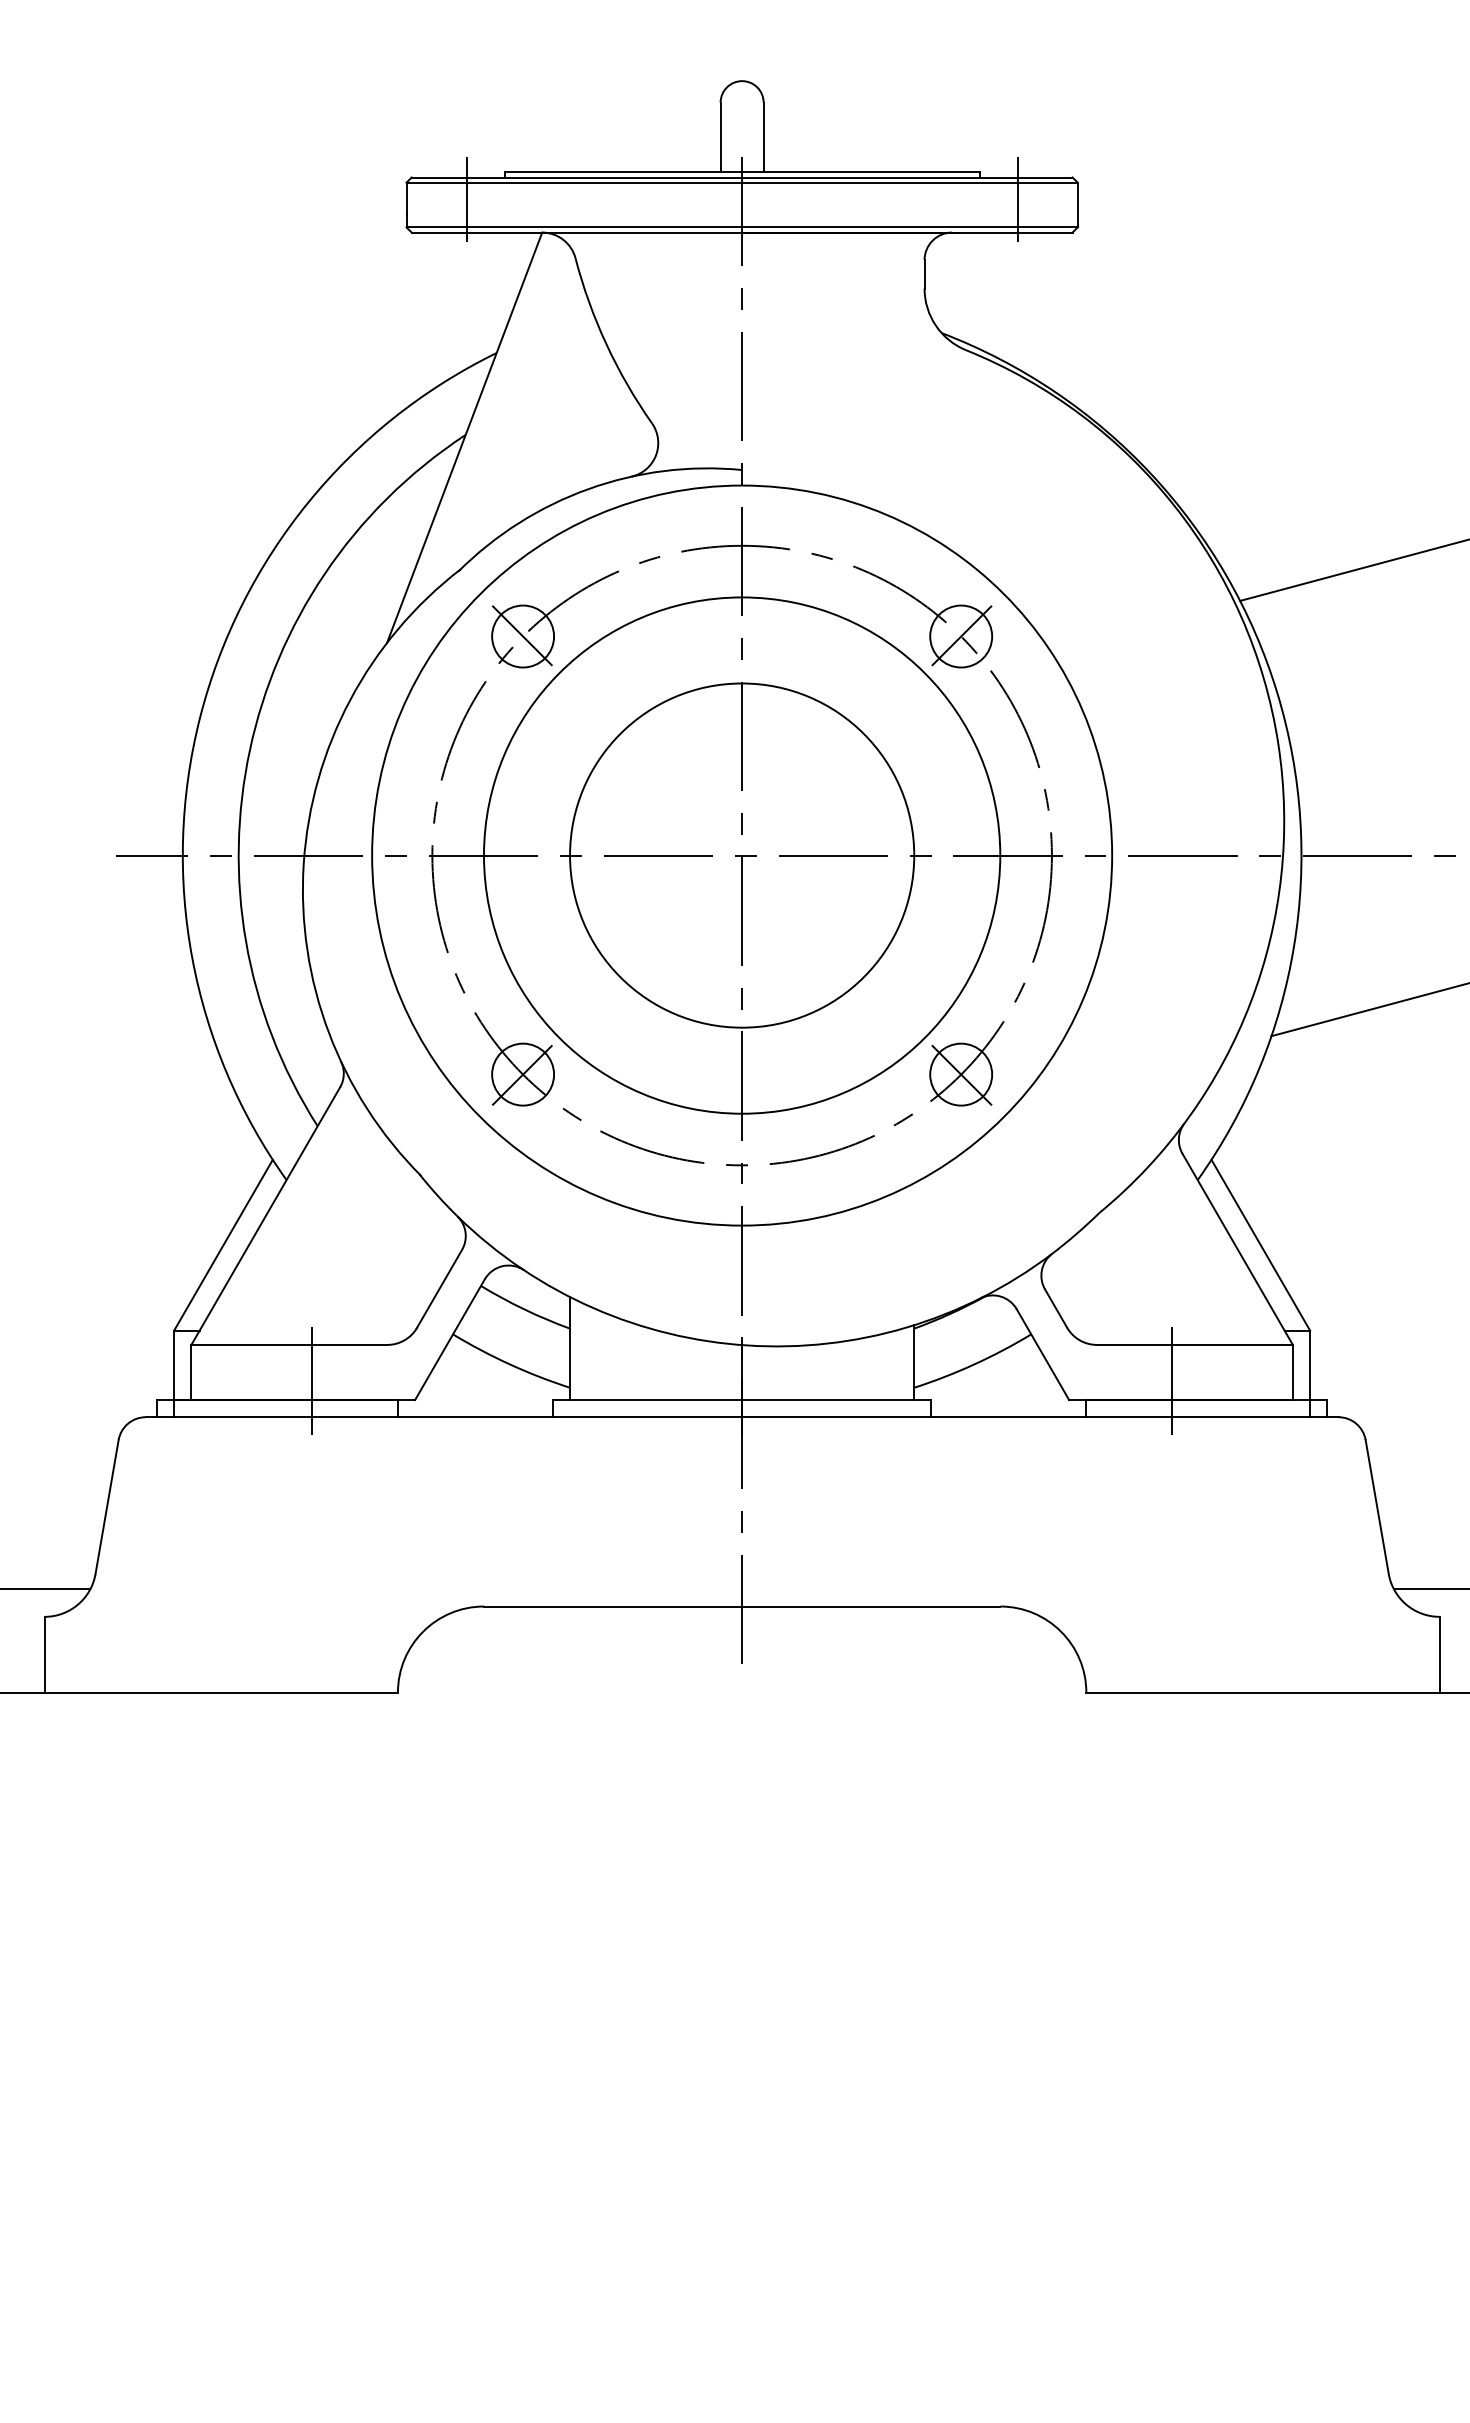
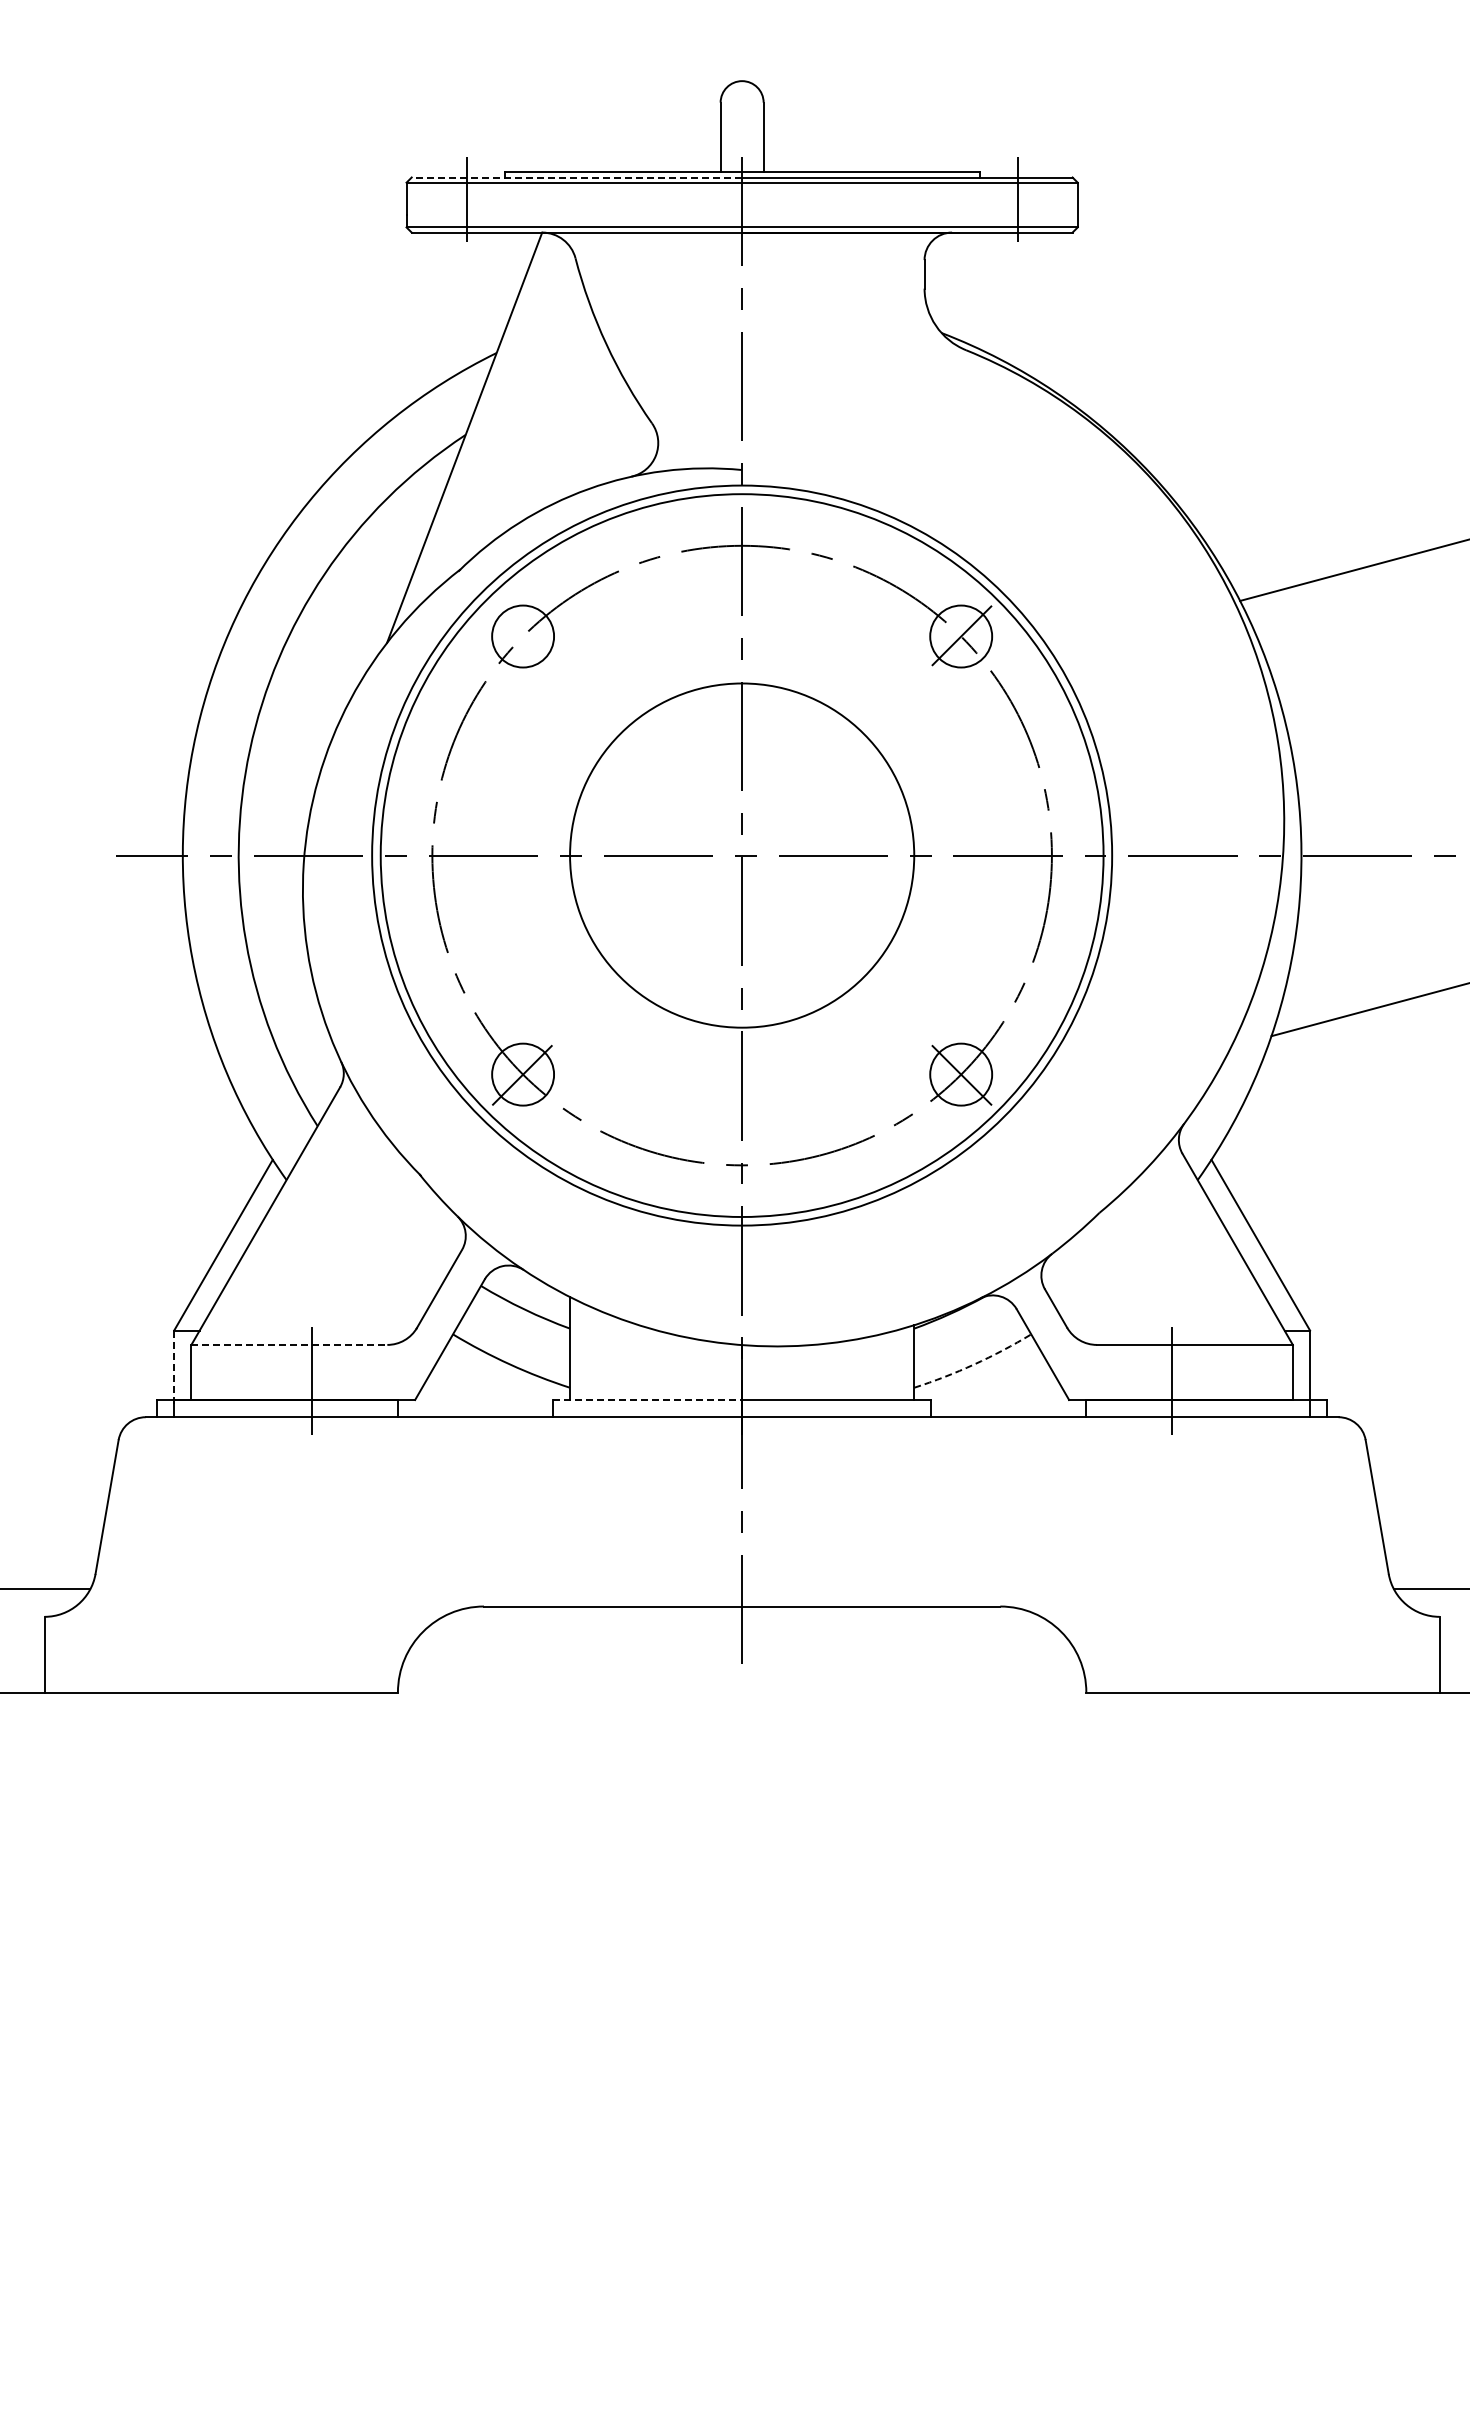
line: solid -> dashed (576, 177)
line: present -> none (522, 635)
circle diameter: 516 px -> 723 px (741, 855)
line: solid -> dashed (289, 1344)
arc: solid -> dashed (974, 1364)
line: solid -> dashed (174, 1368)
line: solid -> dashed (647, 1400)
